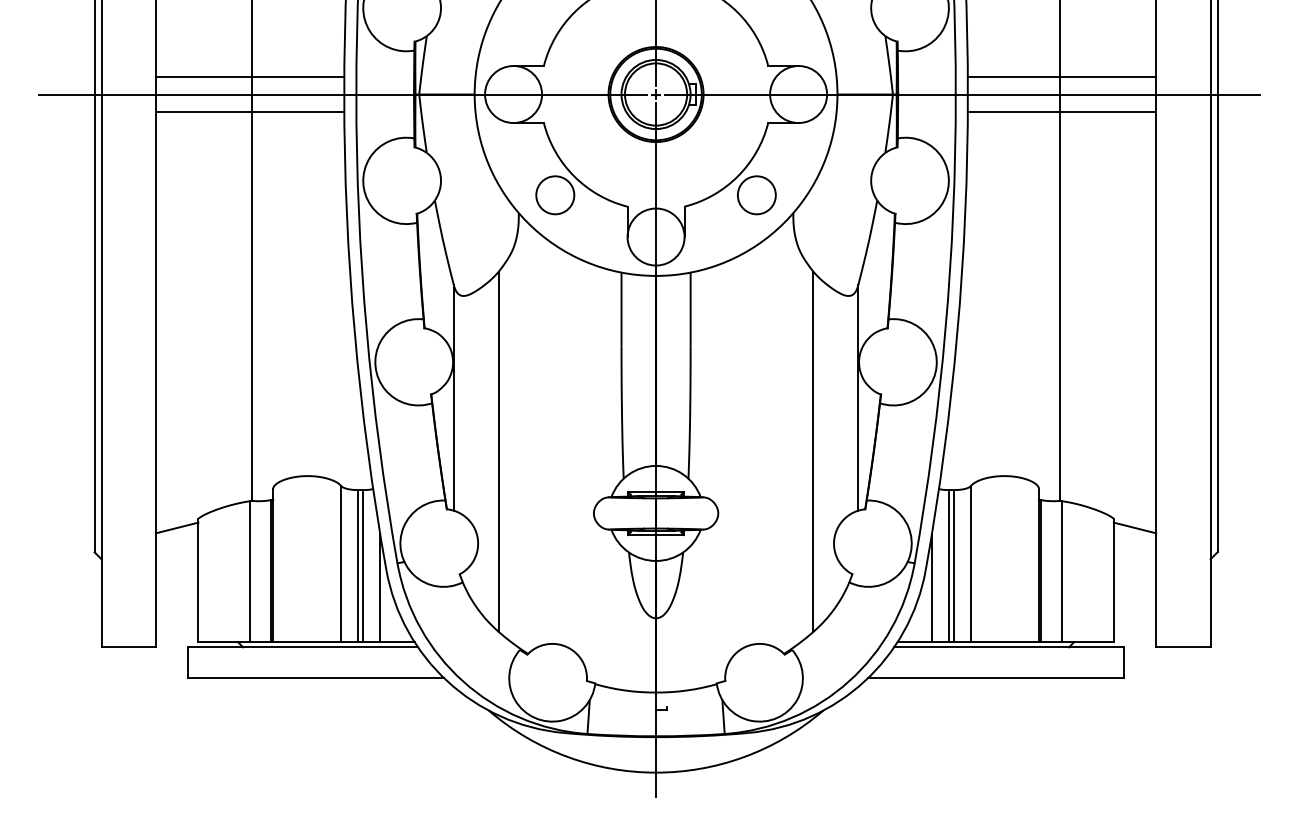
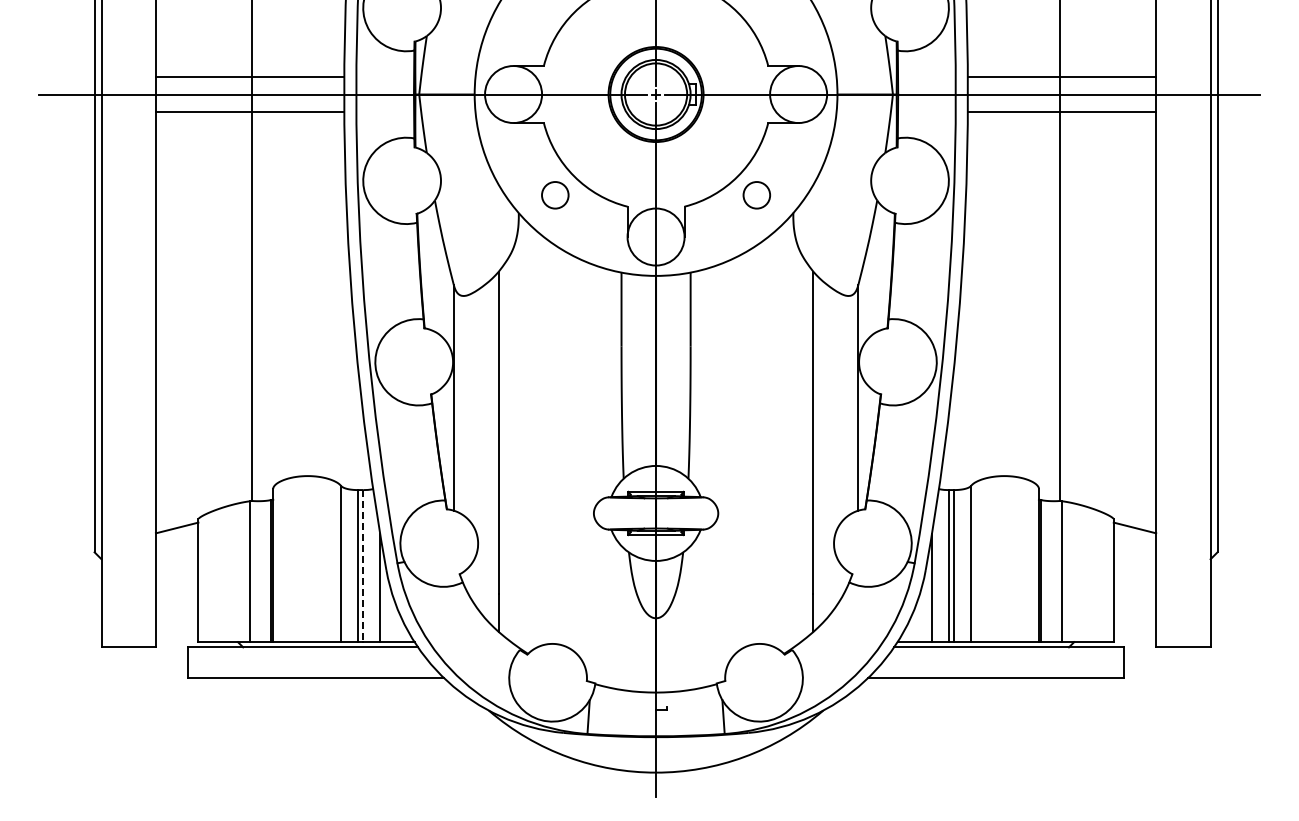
circle diameter: 38 px -> 27 px (555, 195)
circle diameter: 38 px -> 27 px (756, 195)
line: solid -> dashed (363, 566)
